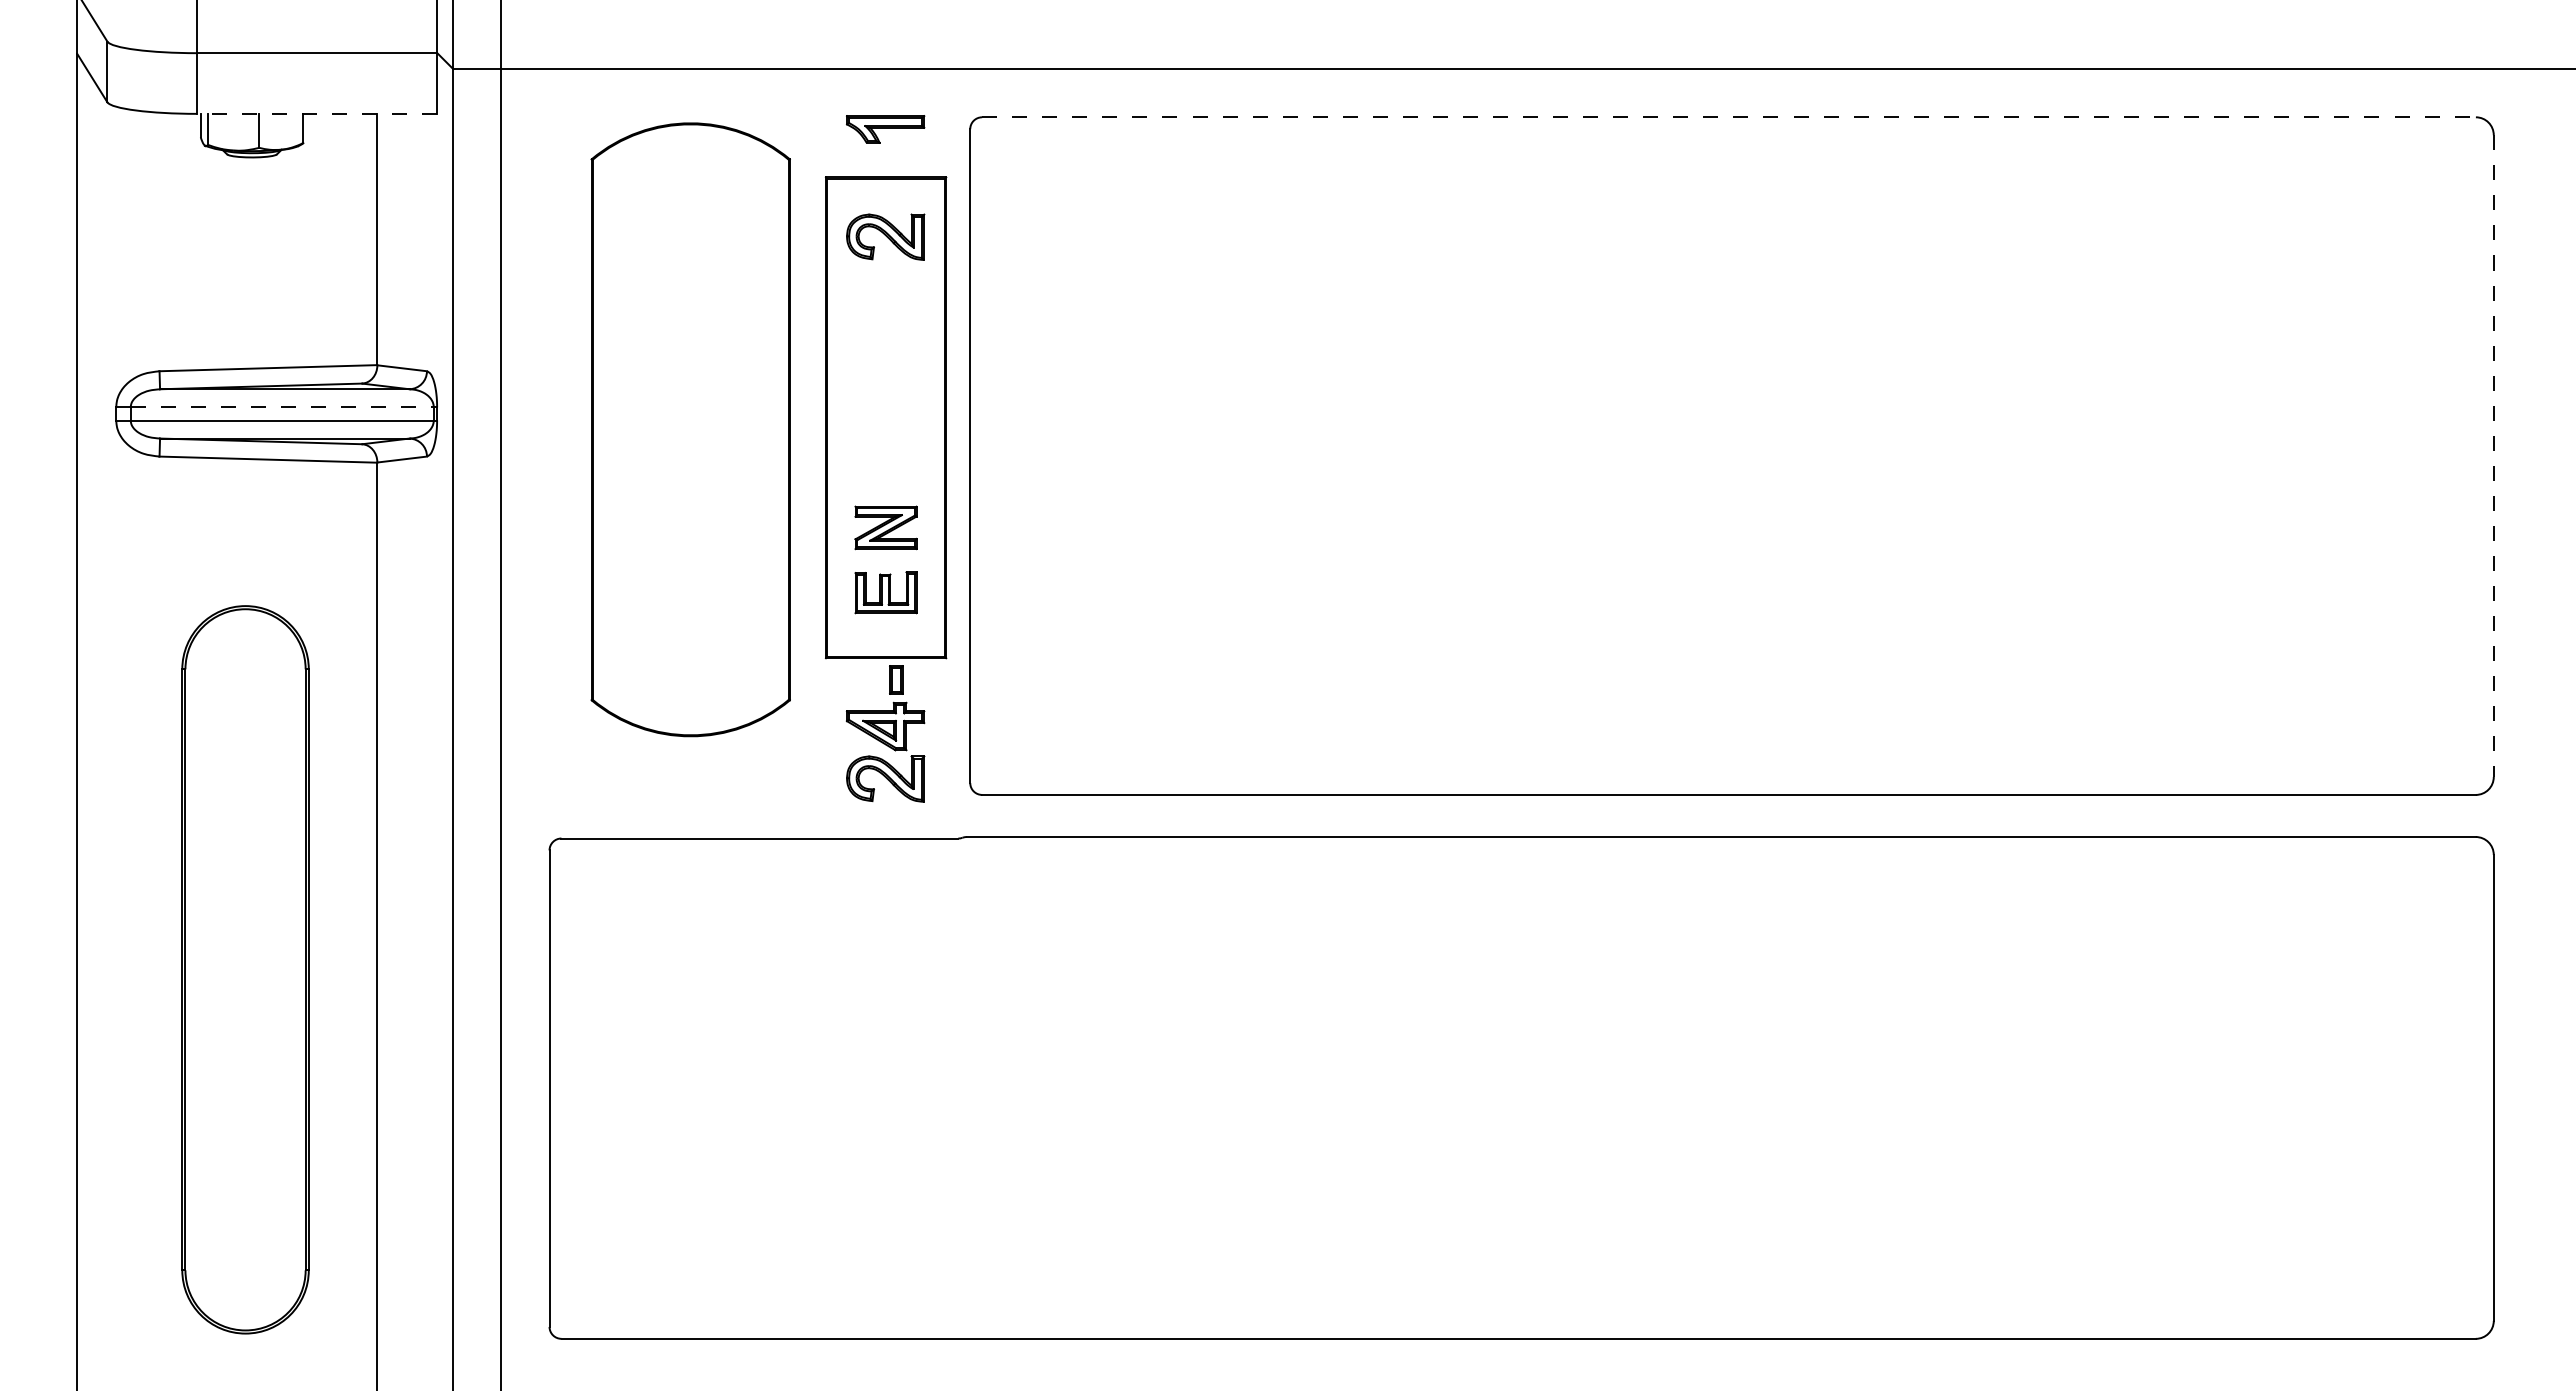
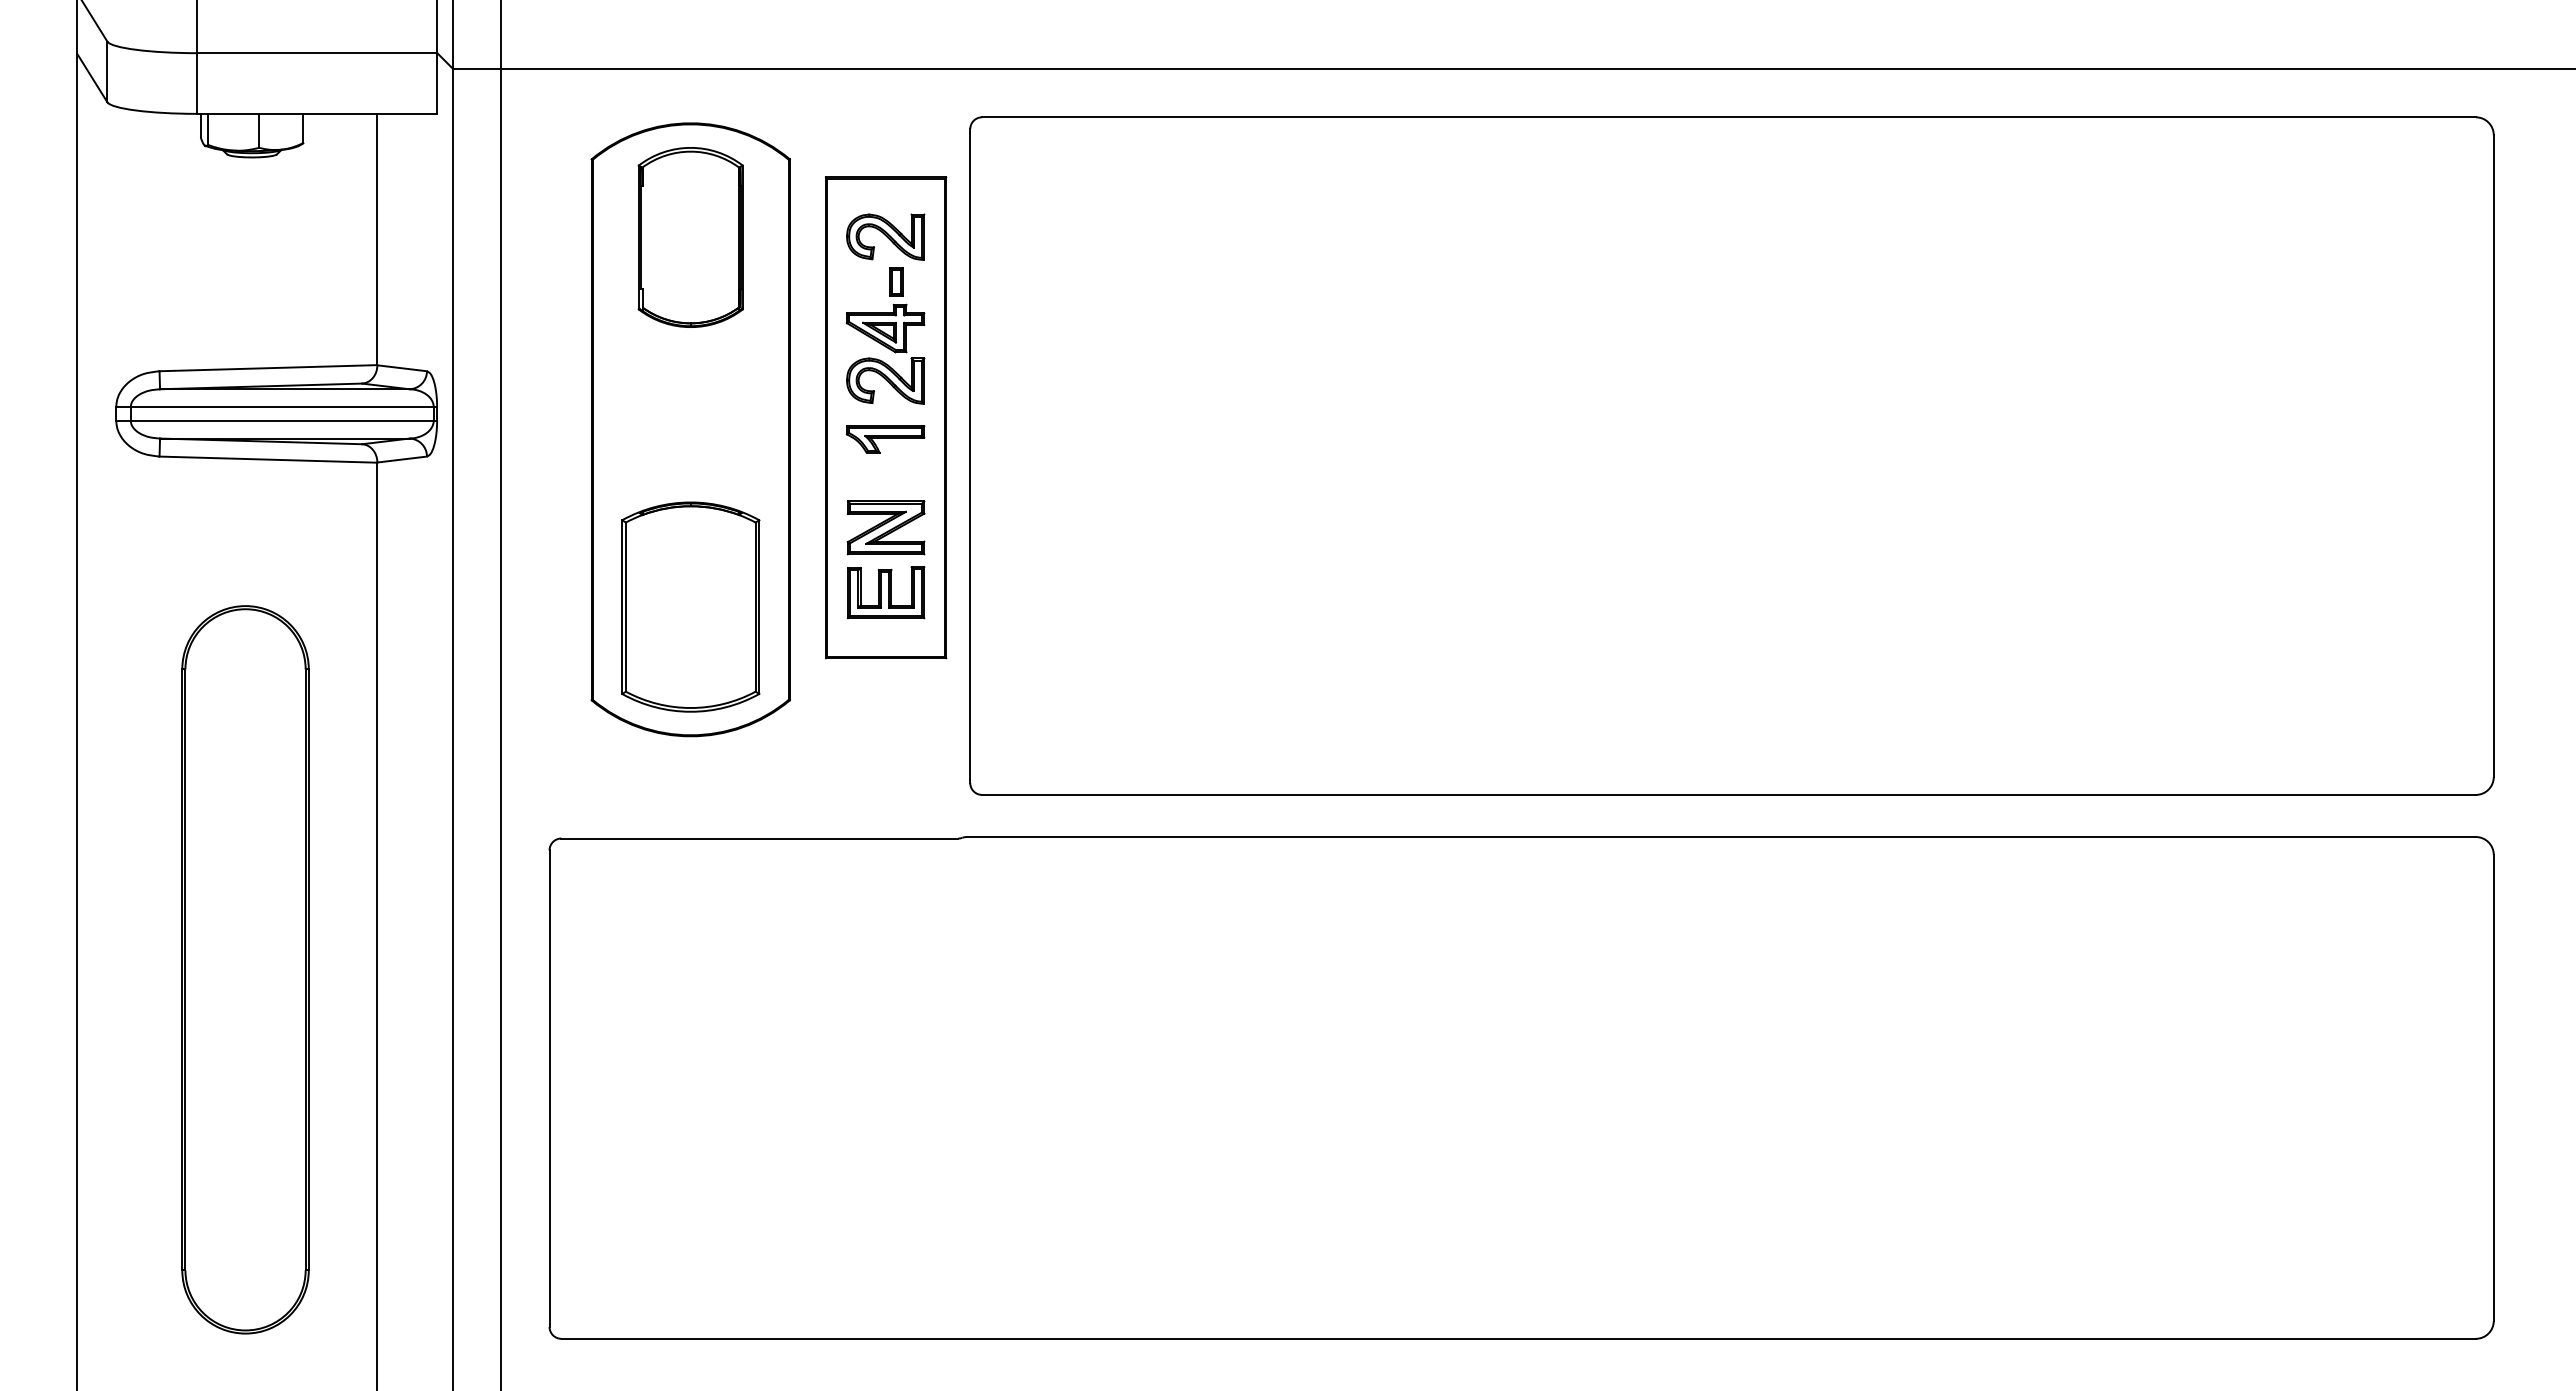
line: dashed -> solid (316, 113)
line: dashed -> solid (1729, 117)
part position: (885, 129) -> (885, 439) (885, 439)
part: none -> present (690, 237)
line: dashed -> solid (282, 407)
line: dashed -> solid (2493, 456)
part size: 64x46 px -> 80x56 px (885, 527)
part size: 64x44 px -> 80x54 px (885, 592)
part: none -> present (690, 606)
part position: (885, 733) -> (885, 335) (885, 335)
